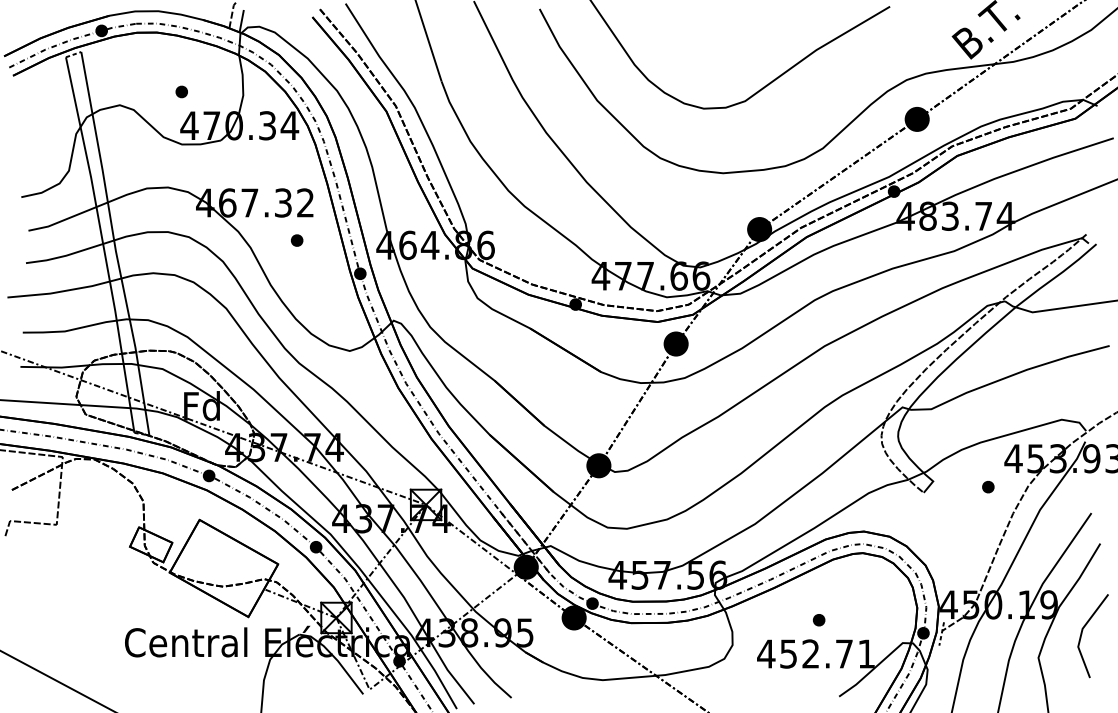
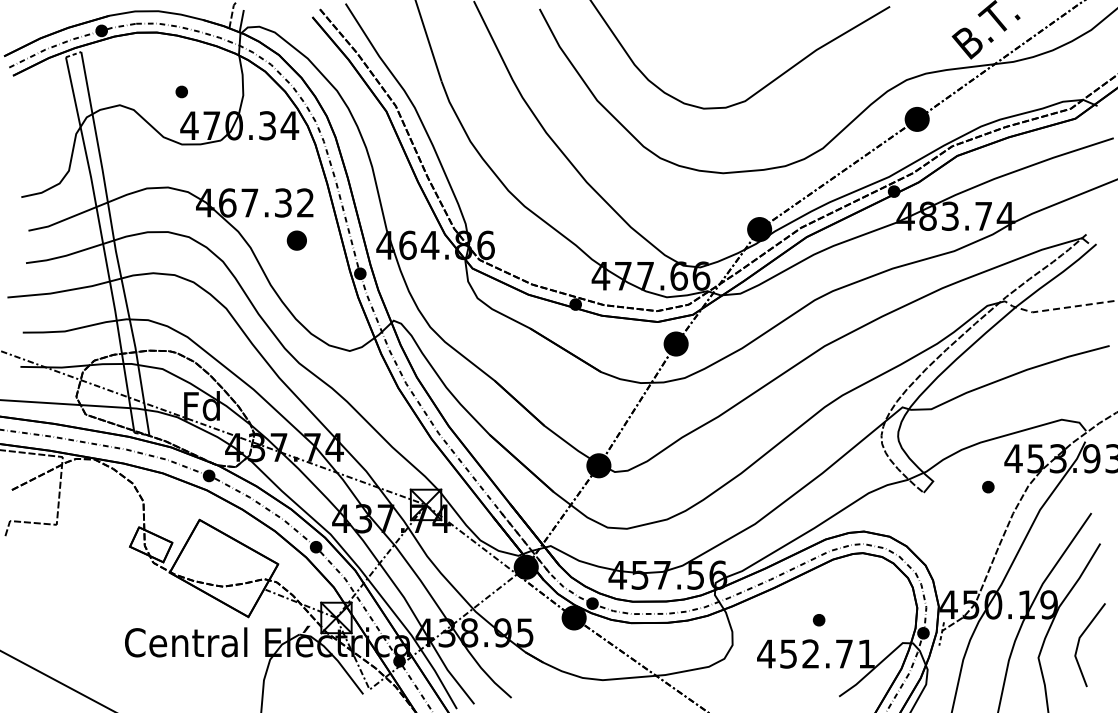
part size: 13x13 px -> 21x21 px (296, 240)
line: solid -> dashed (1058, 308)
line position: (1082, 634) -> (1079, 643) (1079, 643)
